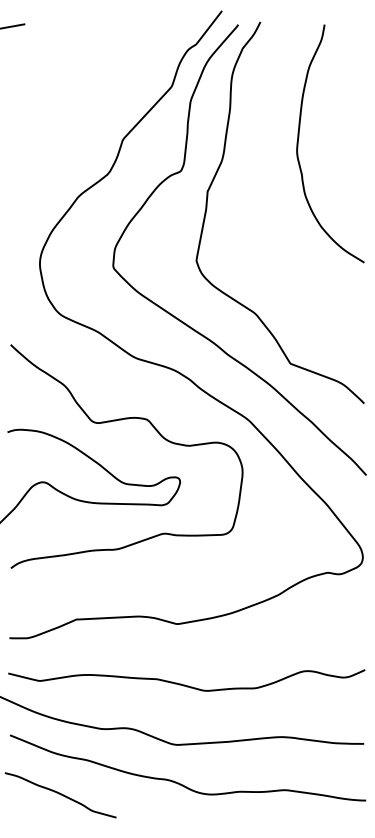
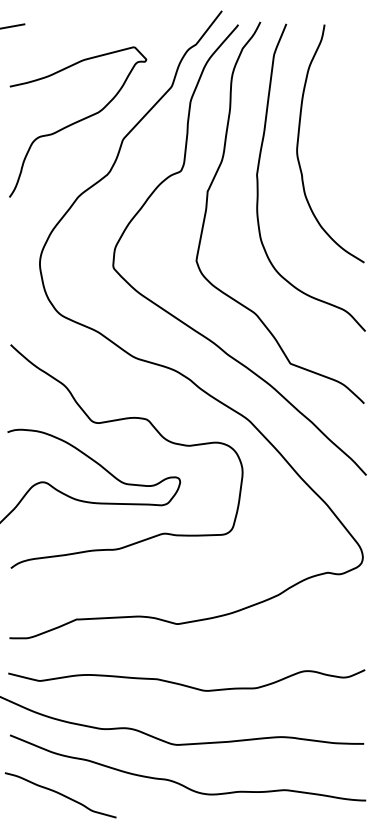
curve: none -> present (78, 121)
curve: none -> present (258, 177)
